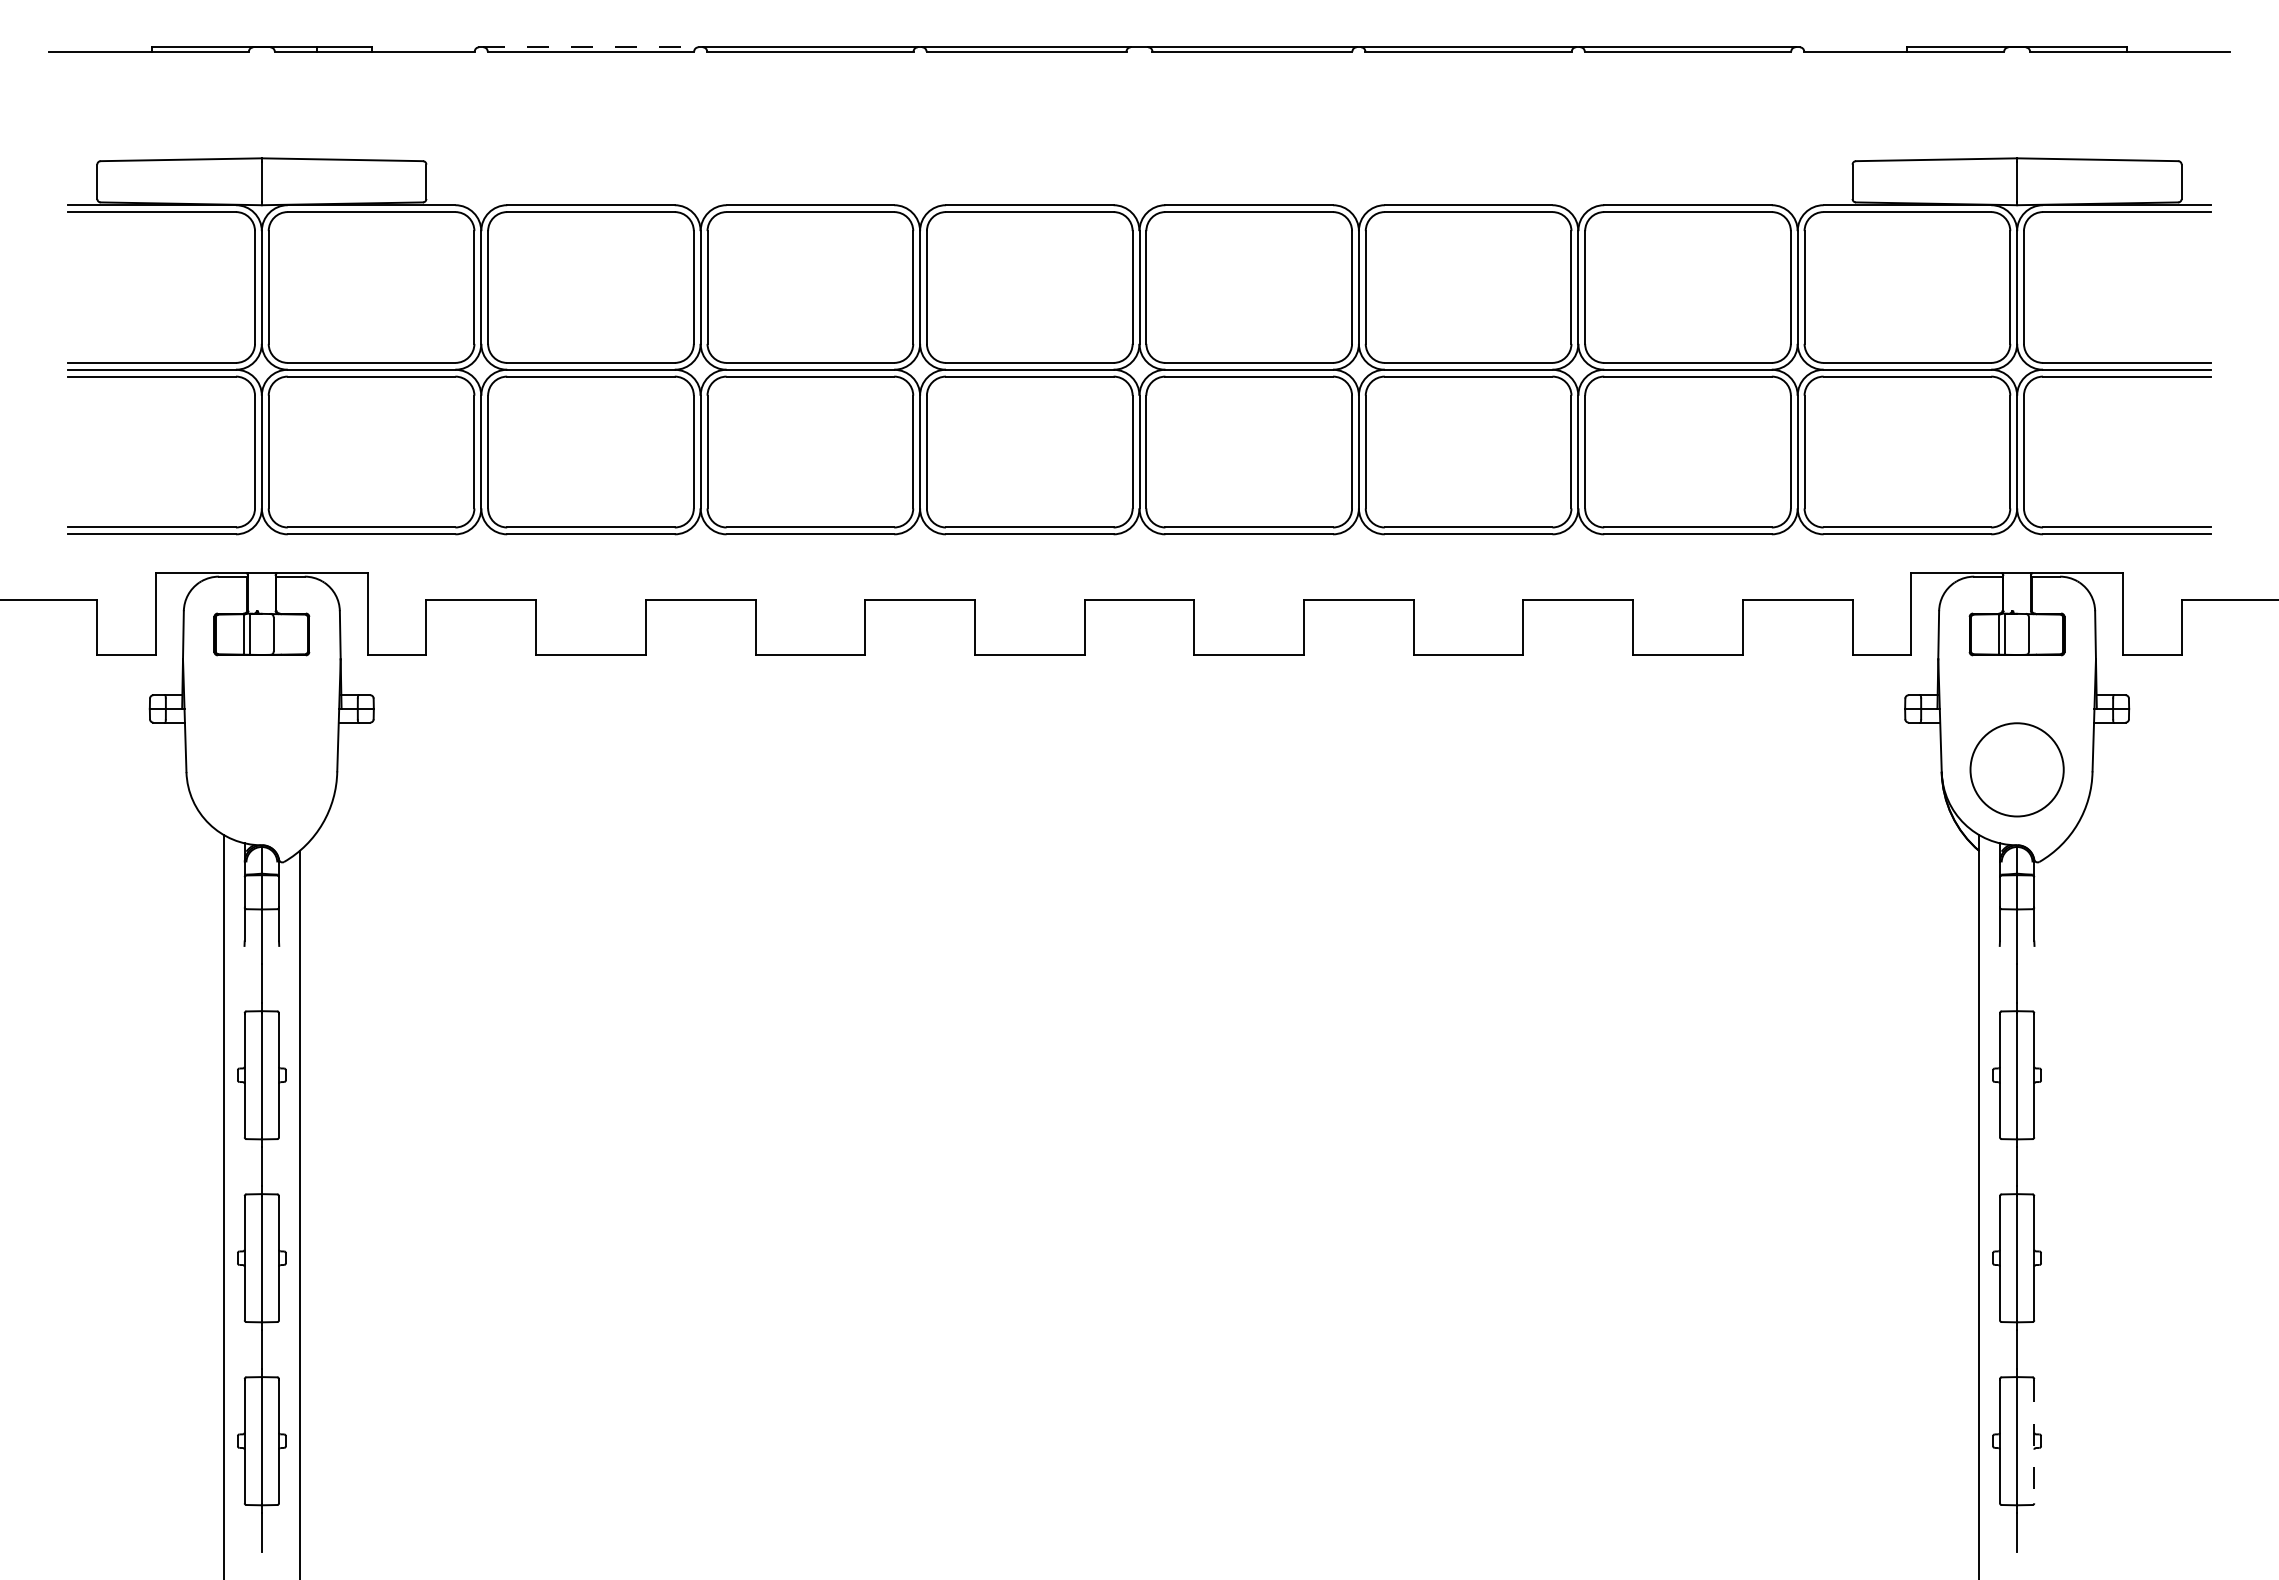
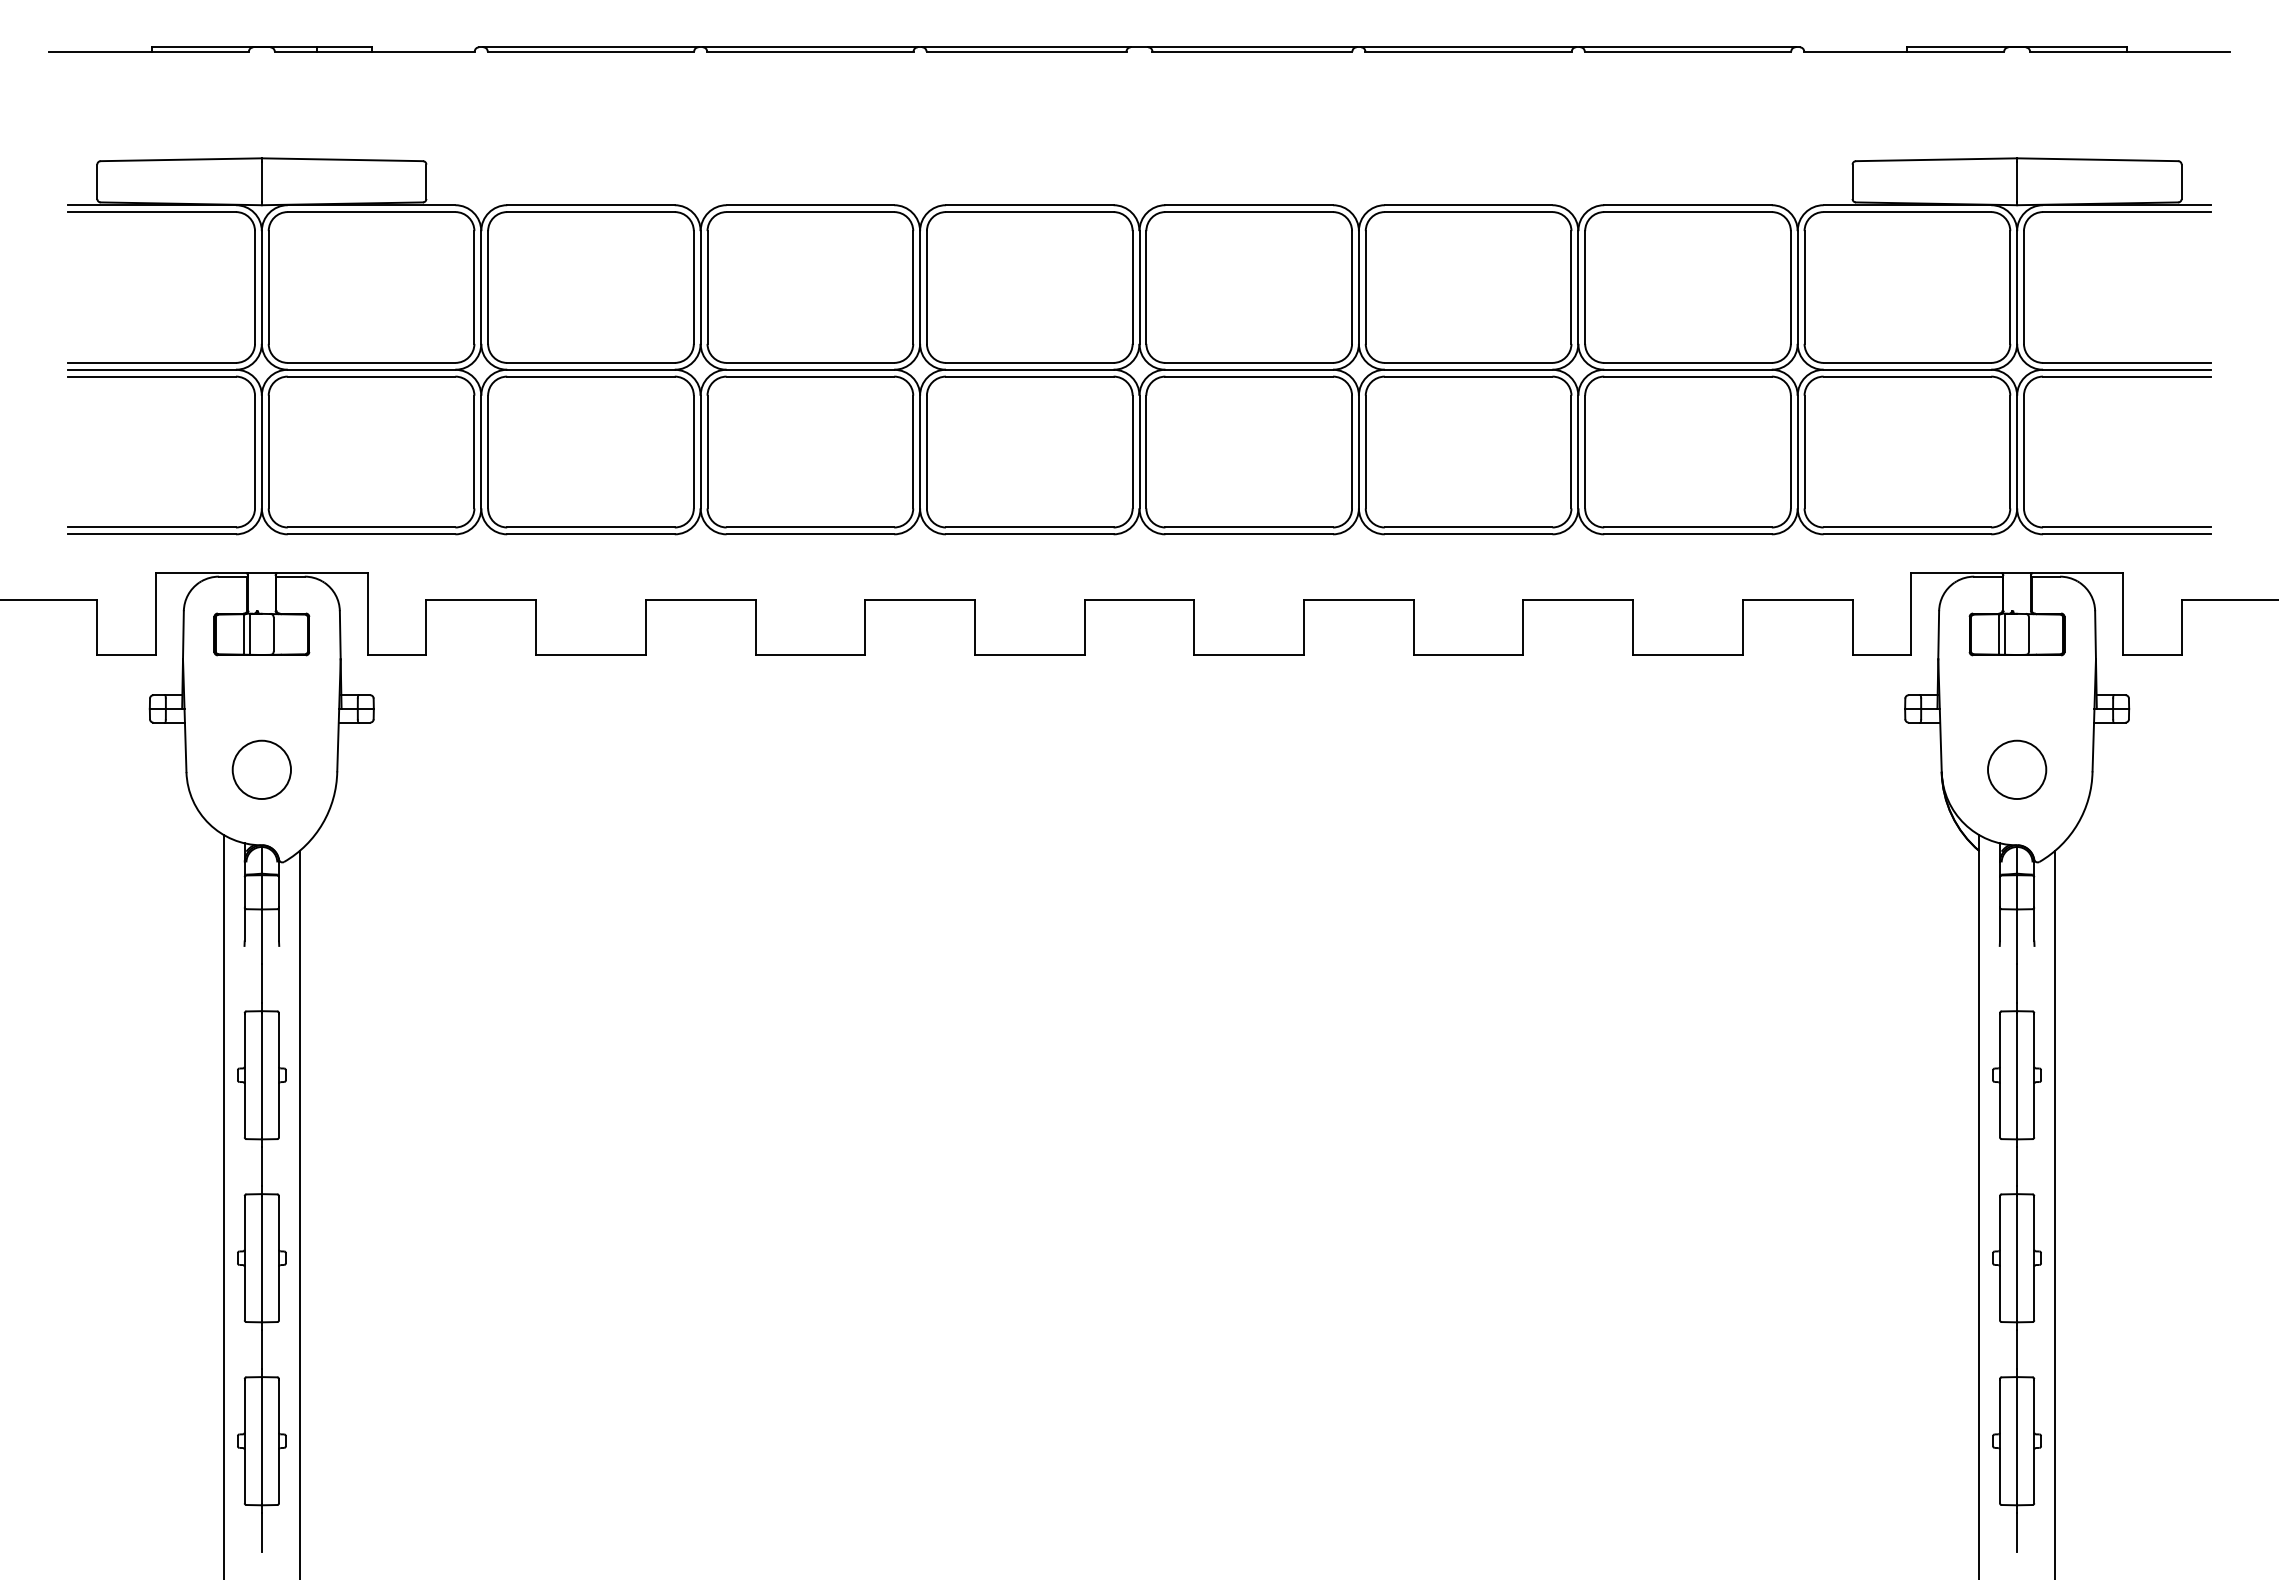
line: dashed -> solid (590, 47)
circle: none -> present (261, 769)
circle diameter: 93 px -> 58 px (2017, 769)
line: none -> present (2054, 1213)
line: dashed -> solid (2034, 1441)
